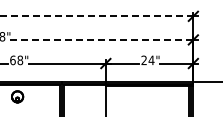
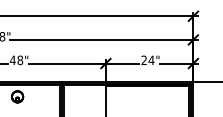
line: dashed -> solid (97, 16)
line: dashed -> solid (102, 39)
text: 68" -> 48" (12, 60)
